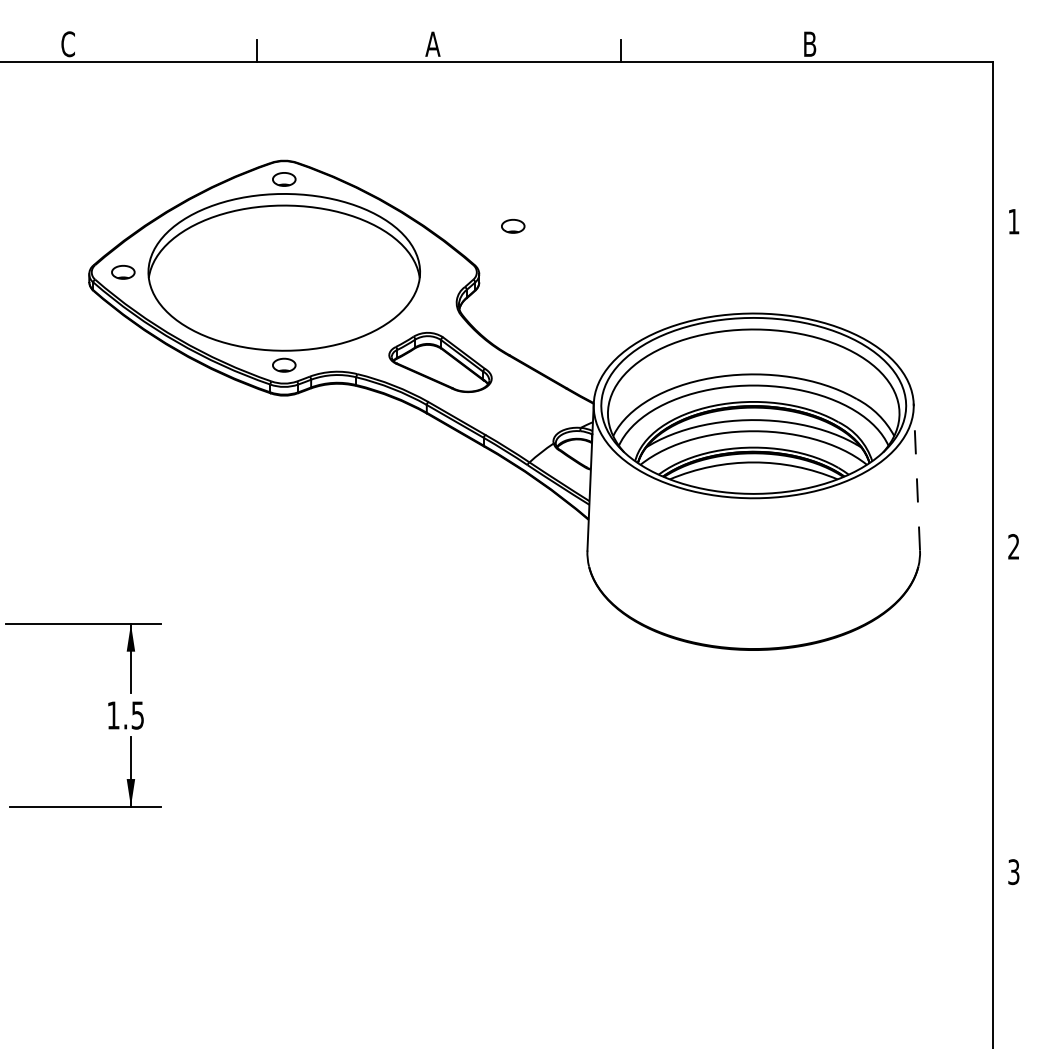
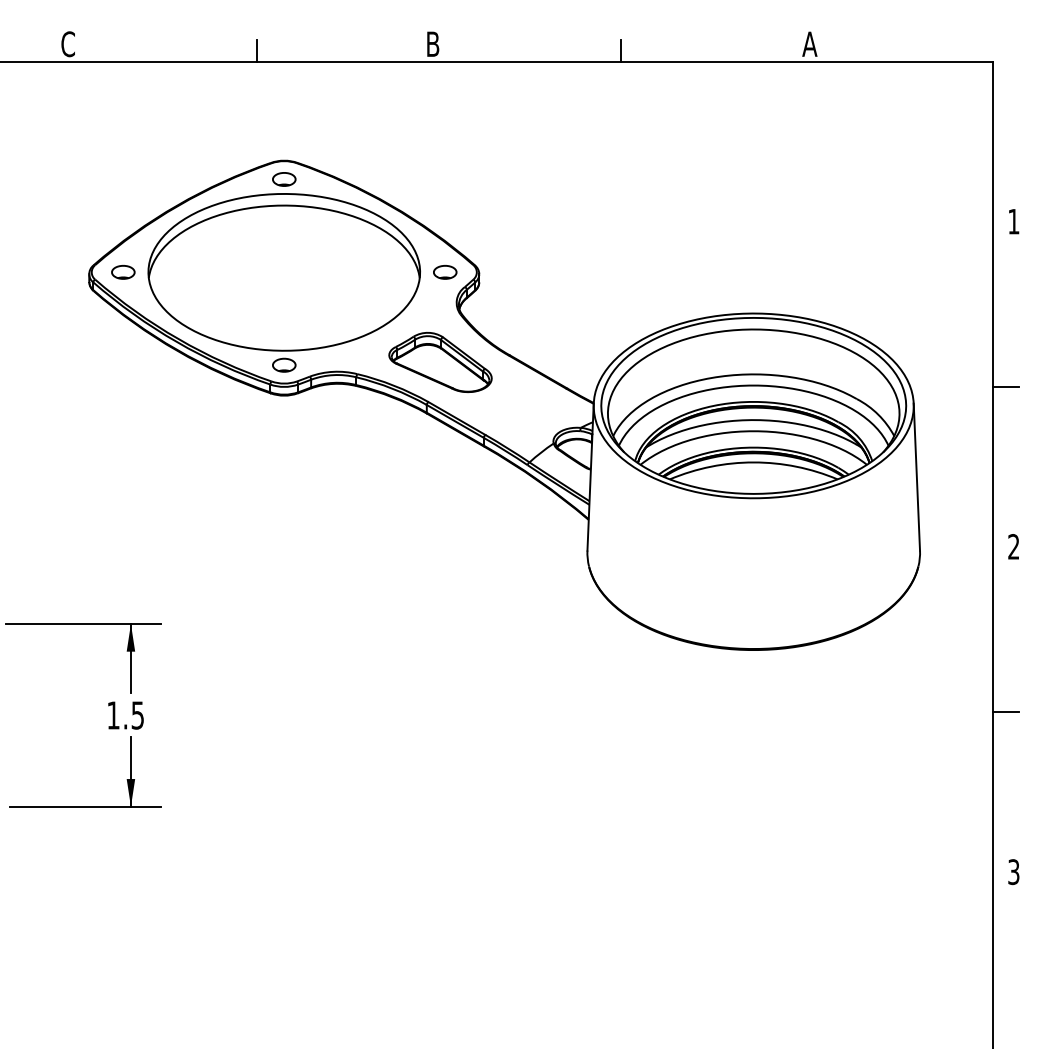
text: A -> B (432, 43)
text: B -> A (809, 43)
part position: (513, 226) -> (445, 272) (445, 272)
line: none -> present (1005, 387)
line: dashed -> solid (916, 477)
line: none -> present (1005, 712)
